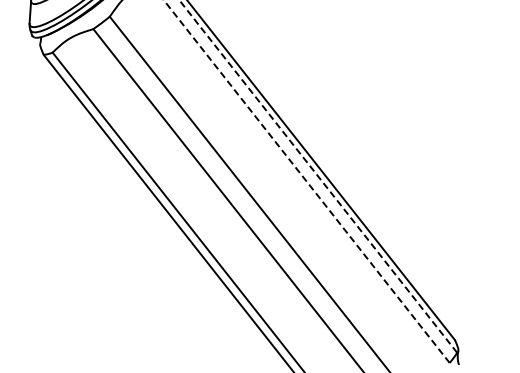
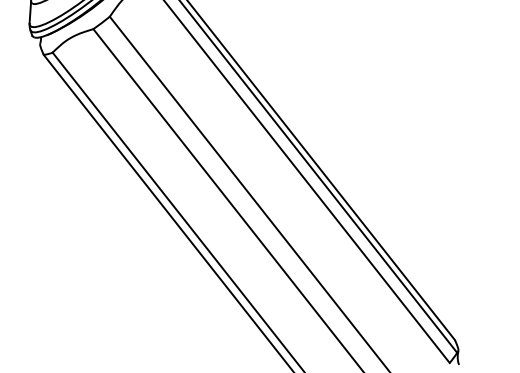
line: dashed -> solid (317, 176)
line: dashed -> solid (306, 181)
